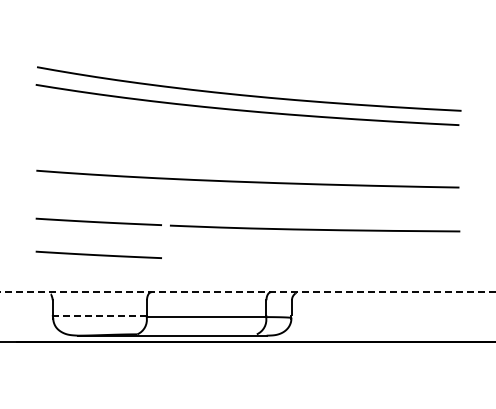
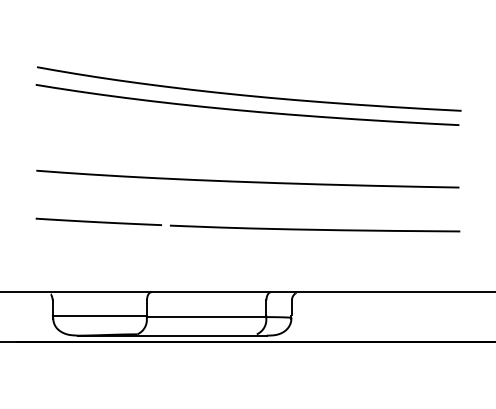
line: present -> none (98, 254)
line: dashed -> solid (247, 292)
line: dashed -> solid (99, 316)
